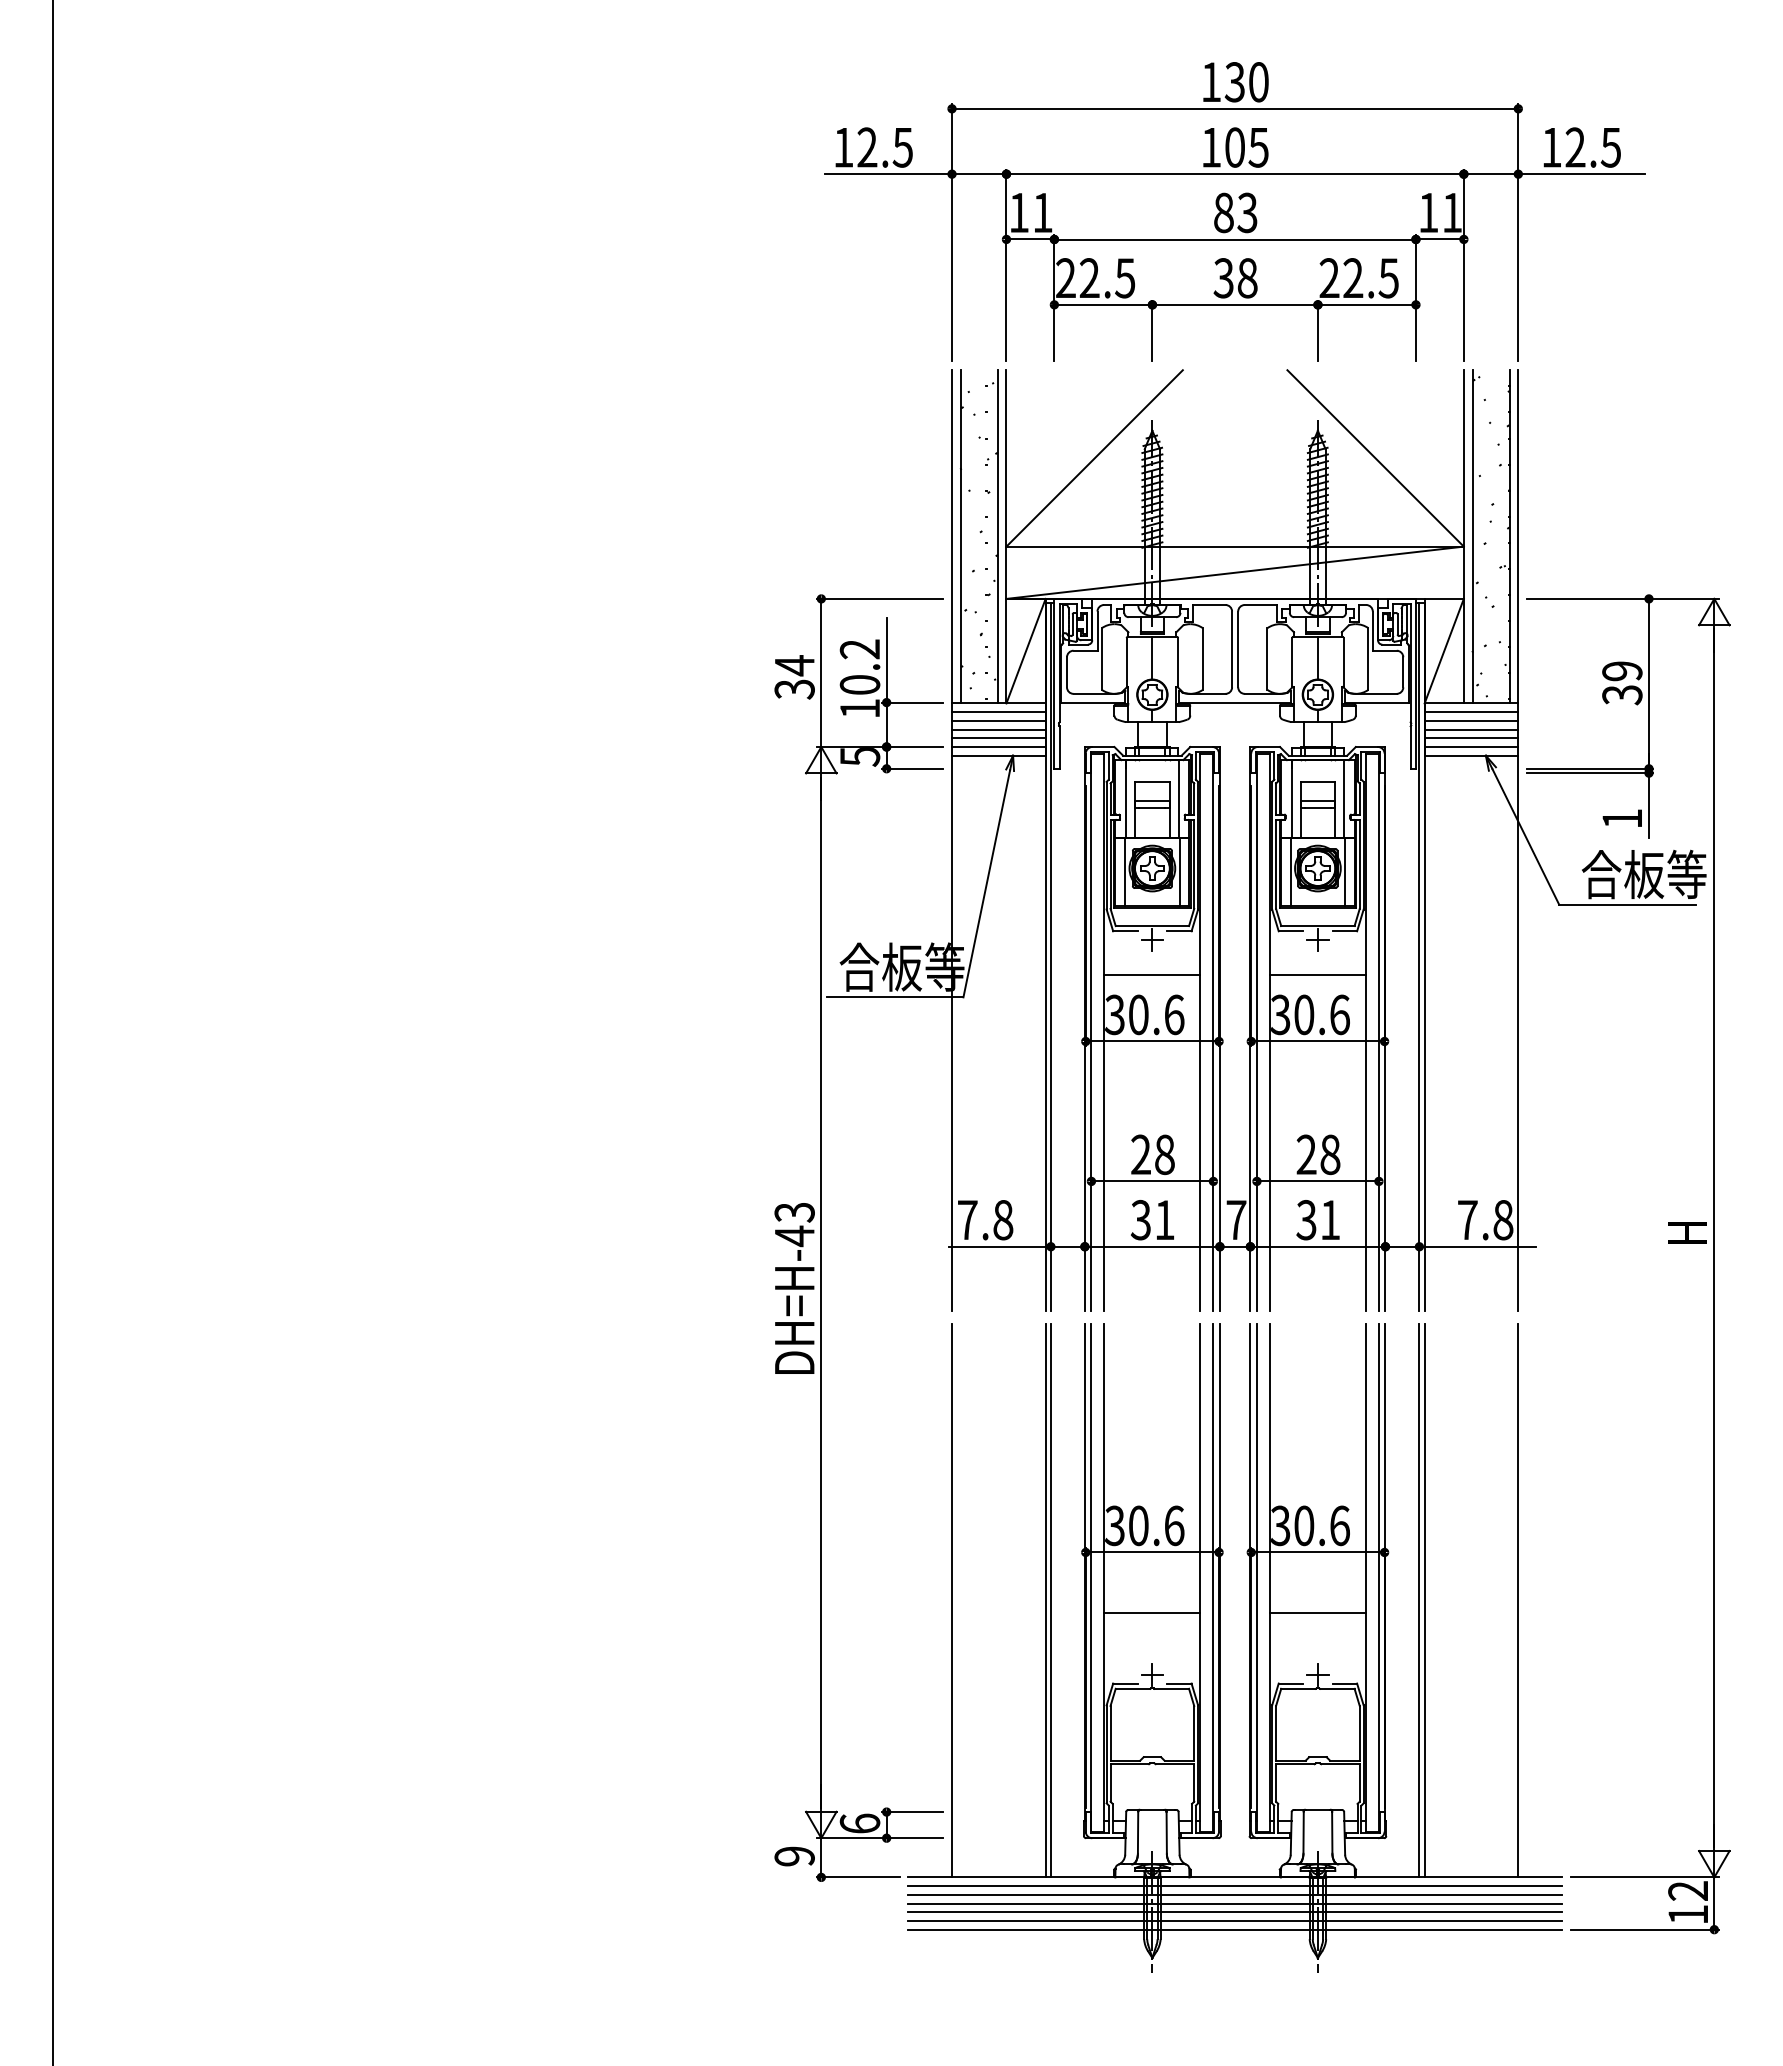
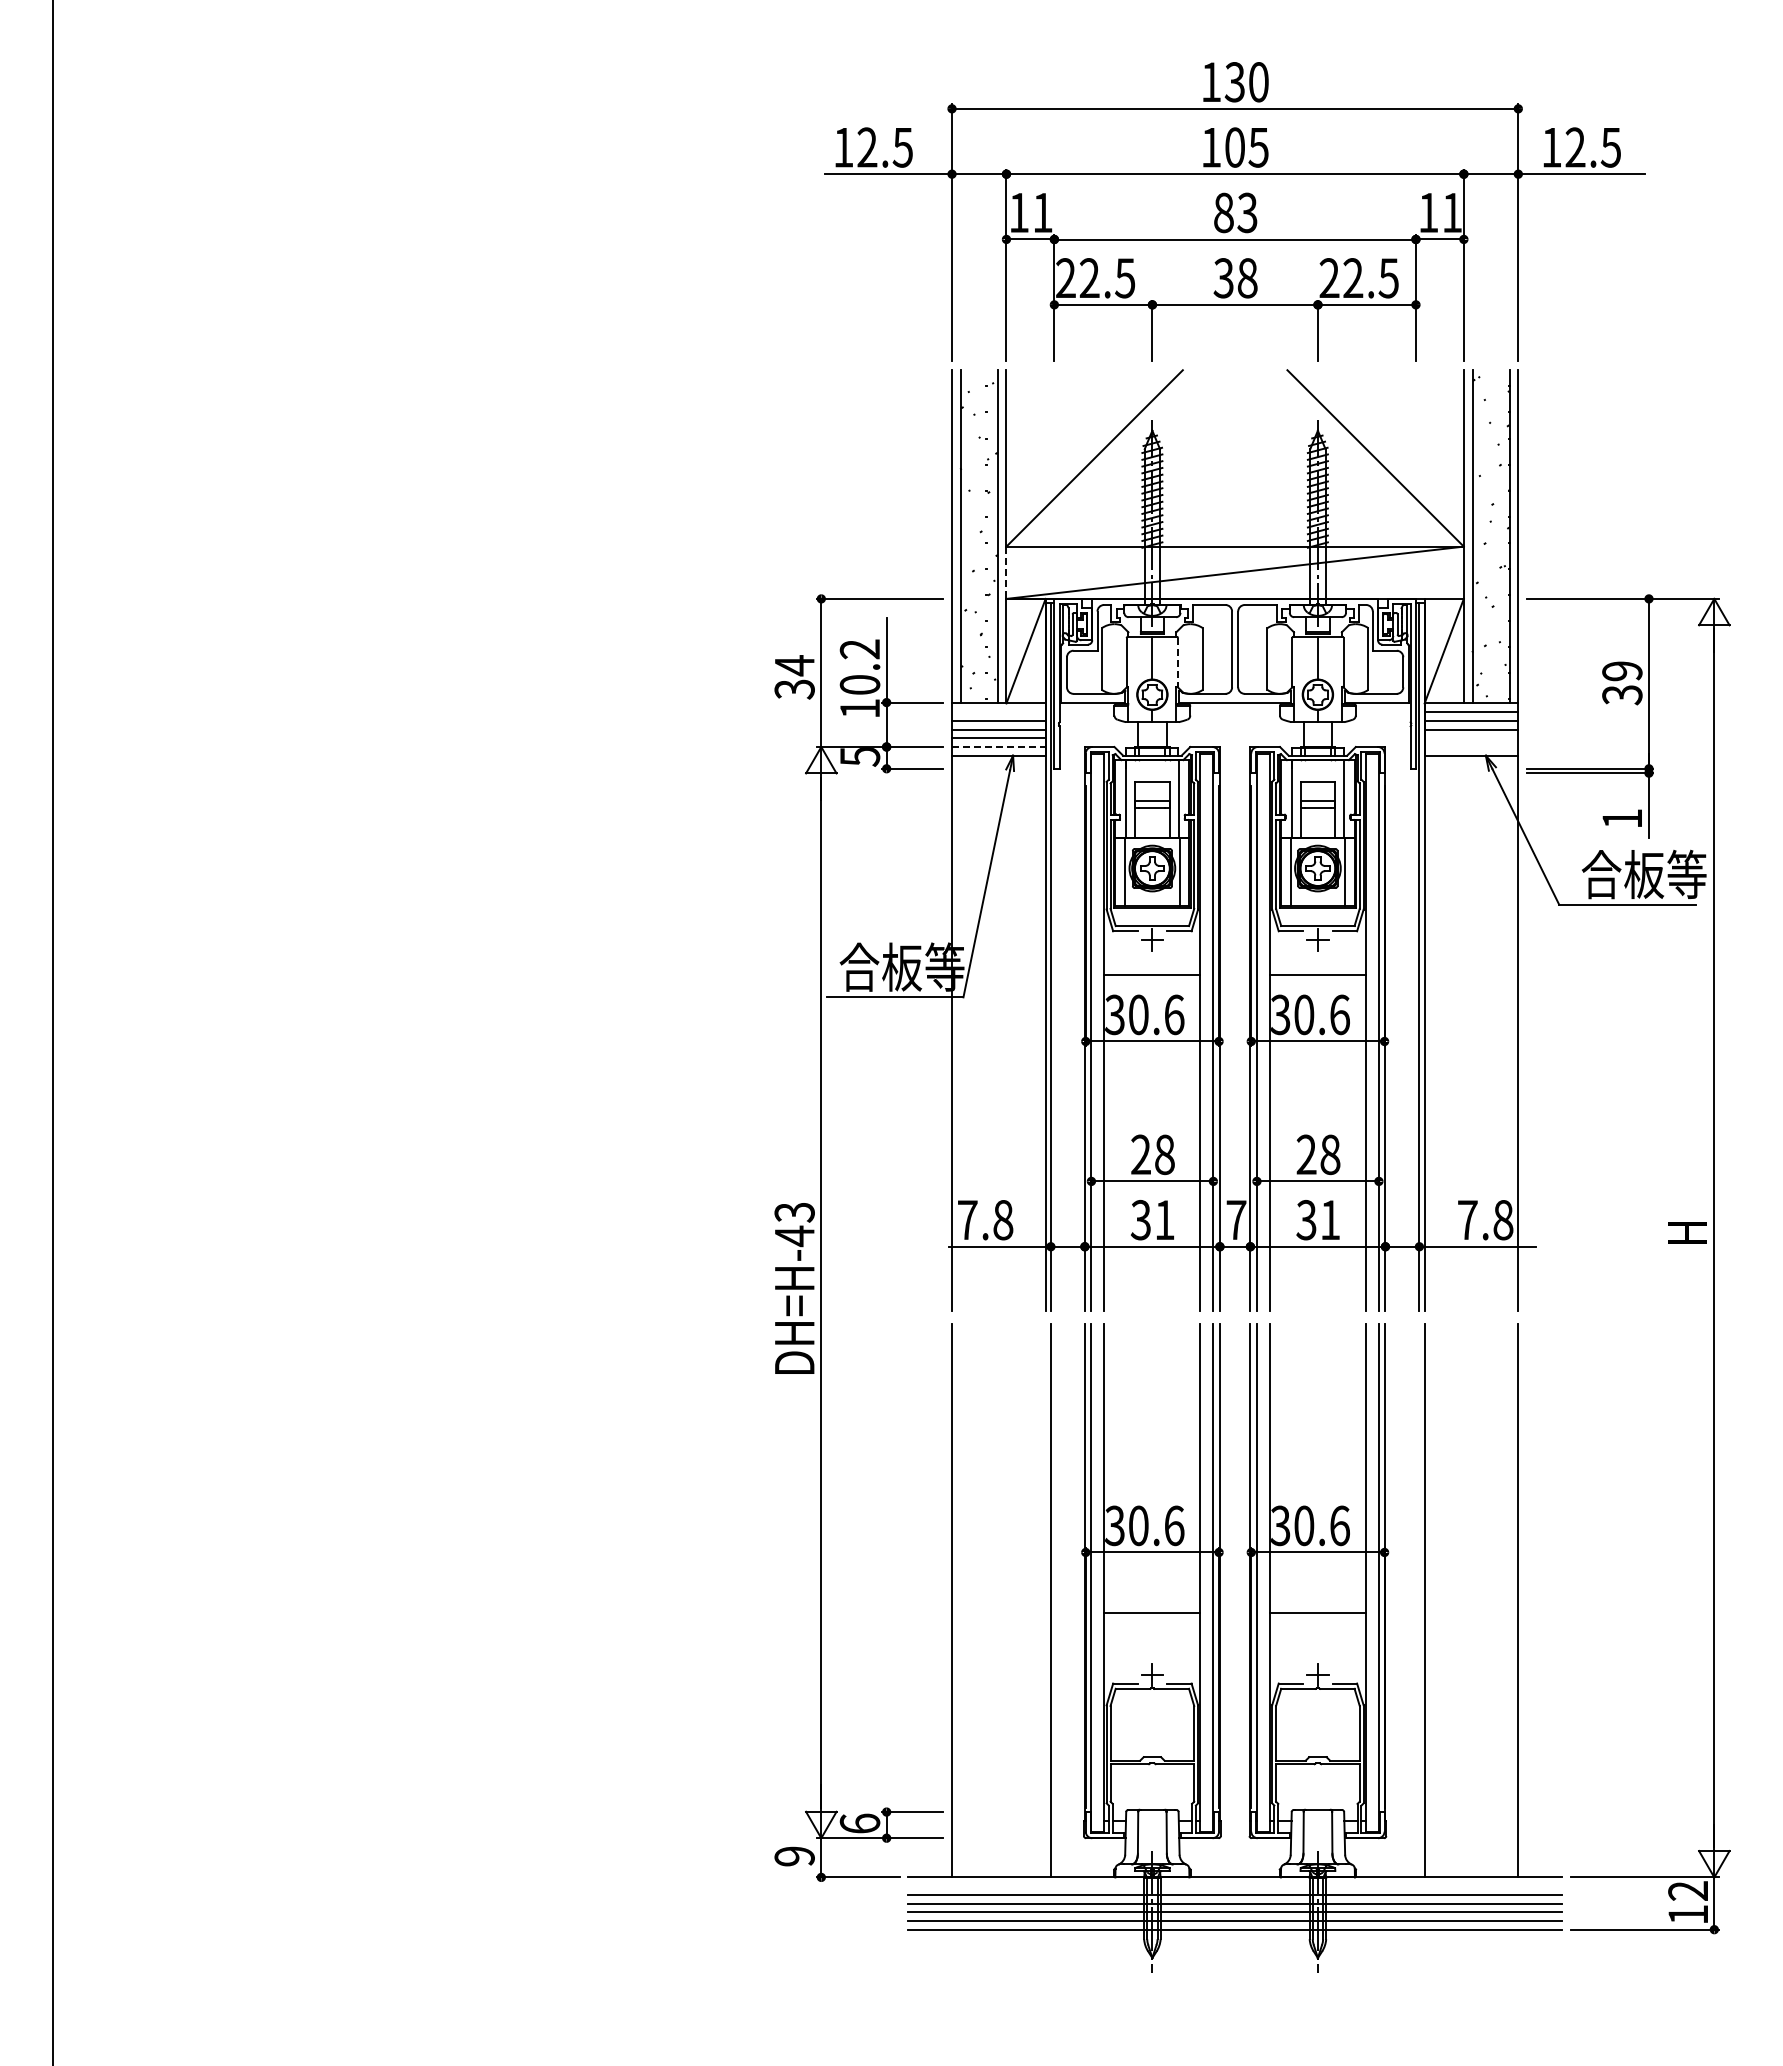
line: solid -> dashed (1006, 573)
line: solid -> dashed (1178, 662)
line: present -> none (998, 712)
line: present -> none (1471, 738)
line: solid -> dashed (998, 747)
line: present -> none (1471, 747)
line: present -> none (1045, 1600)
line: present -> none (1419, 1600)
line: present -> none (1234, 1886)
